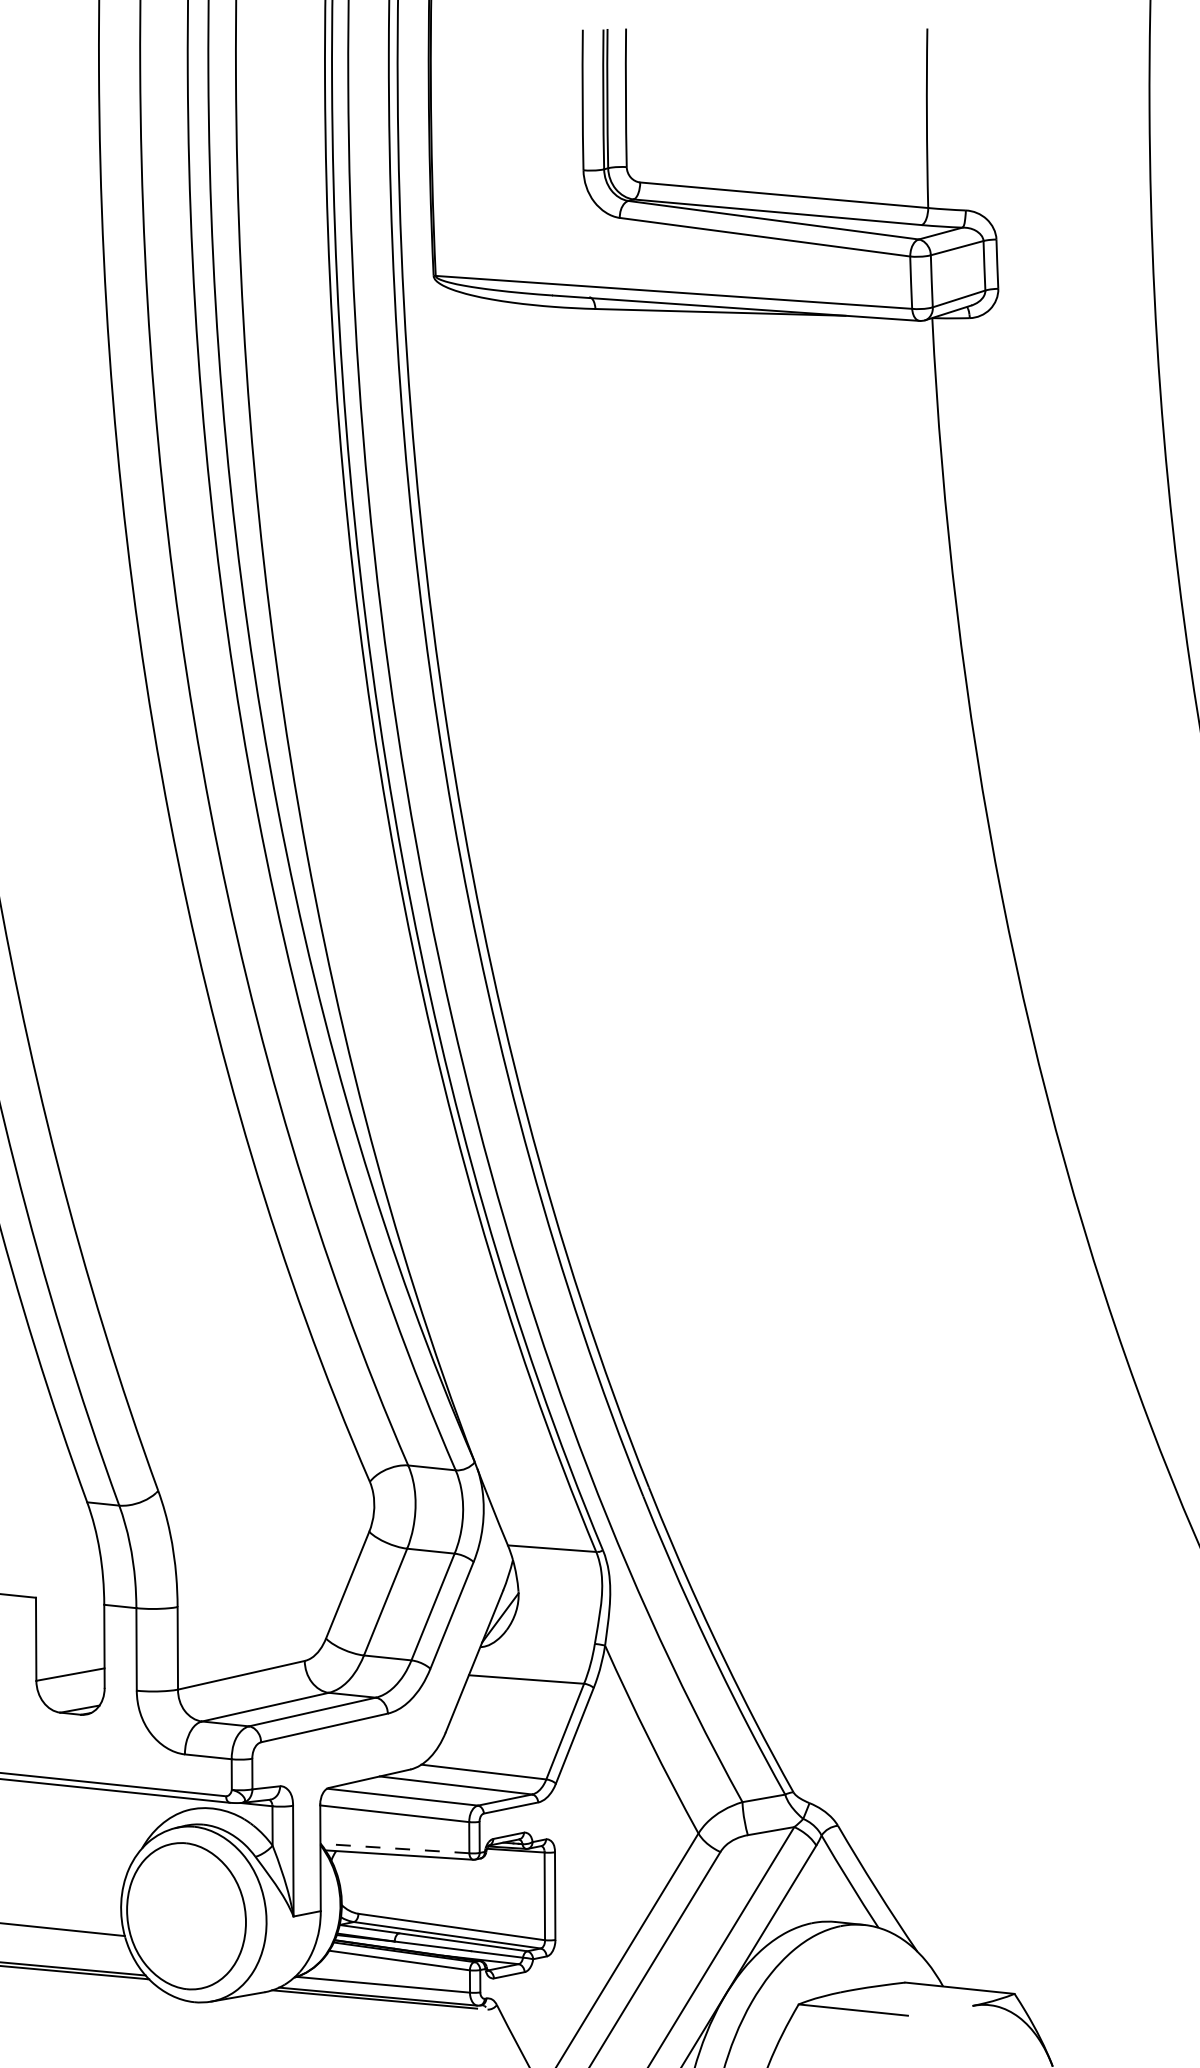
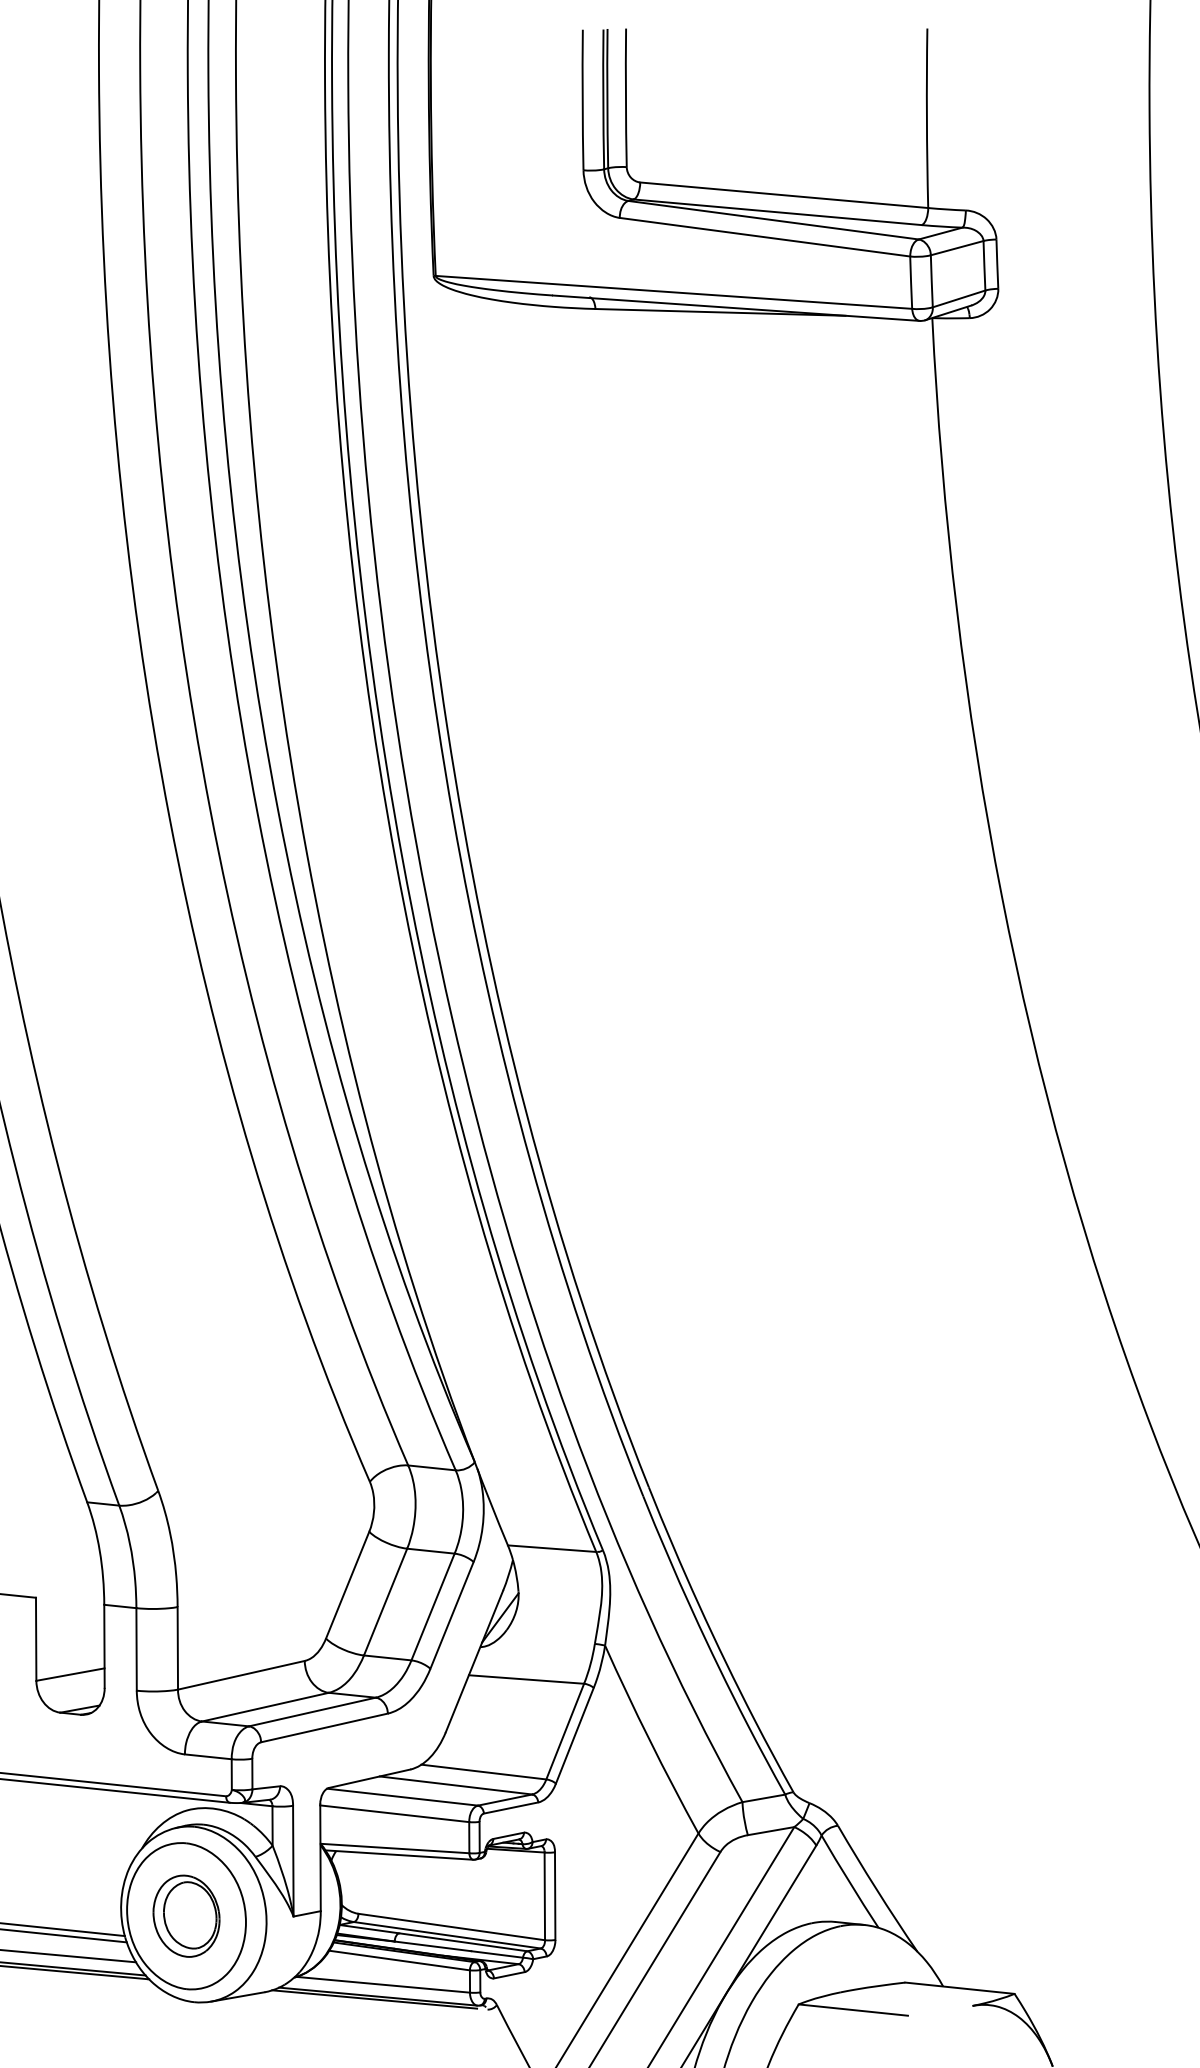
line: dashed -> solid (394, 1848)
part: none -> present (186, 1915)
line: none -> present (64, 1935)
line: none -> present (69, 1956)
